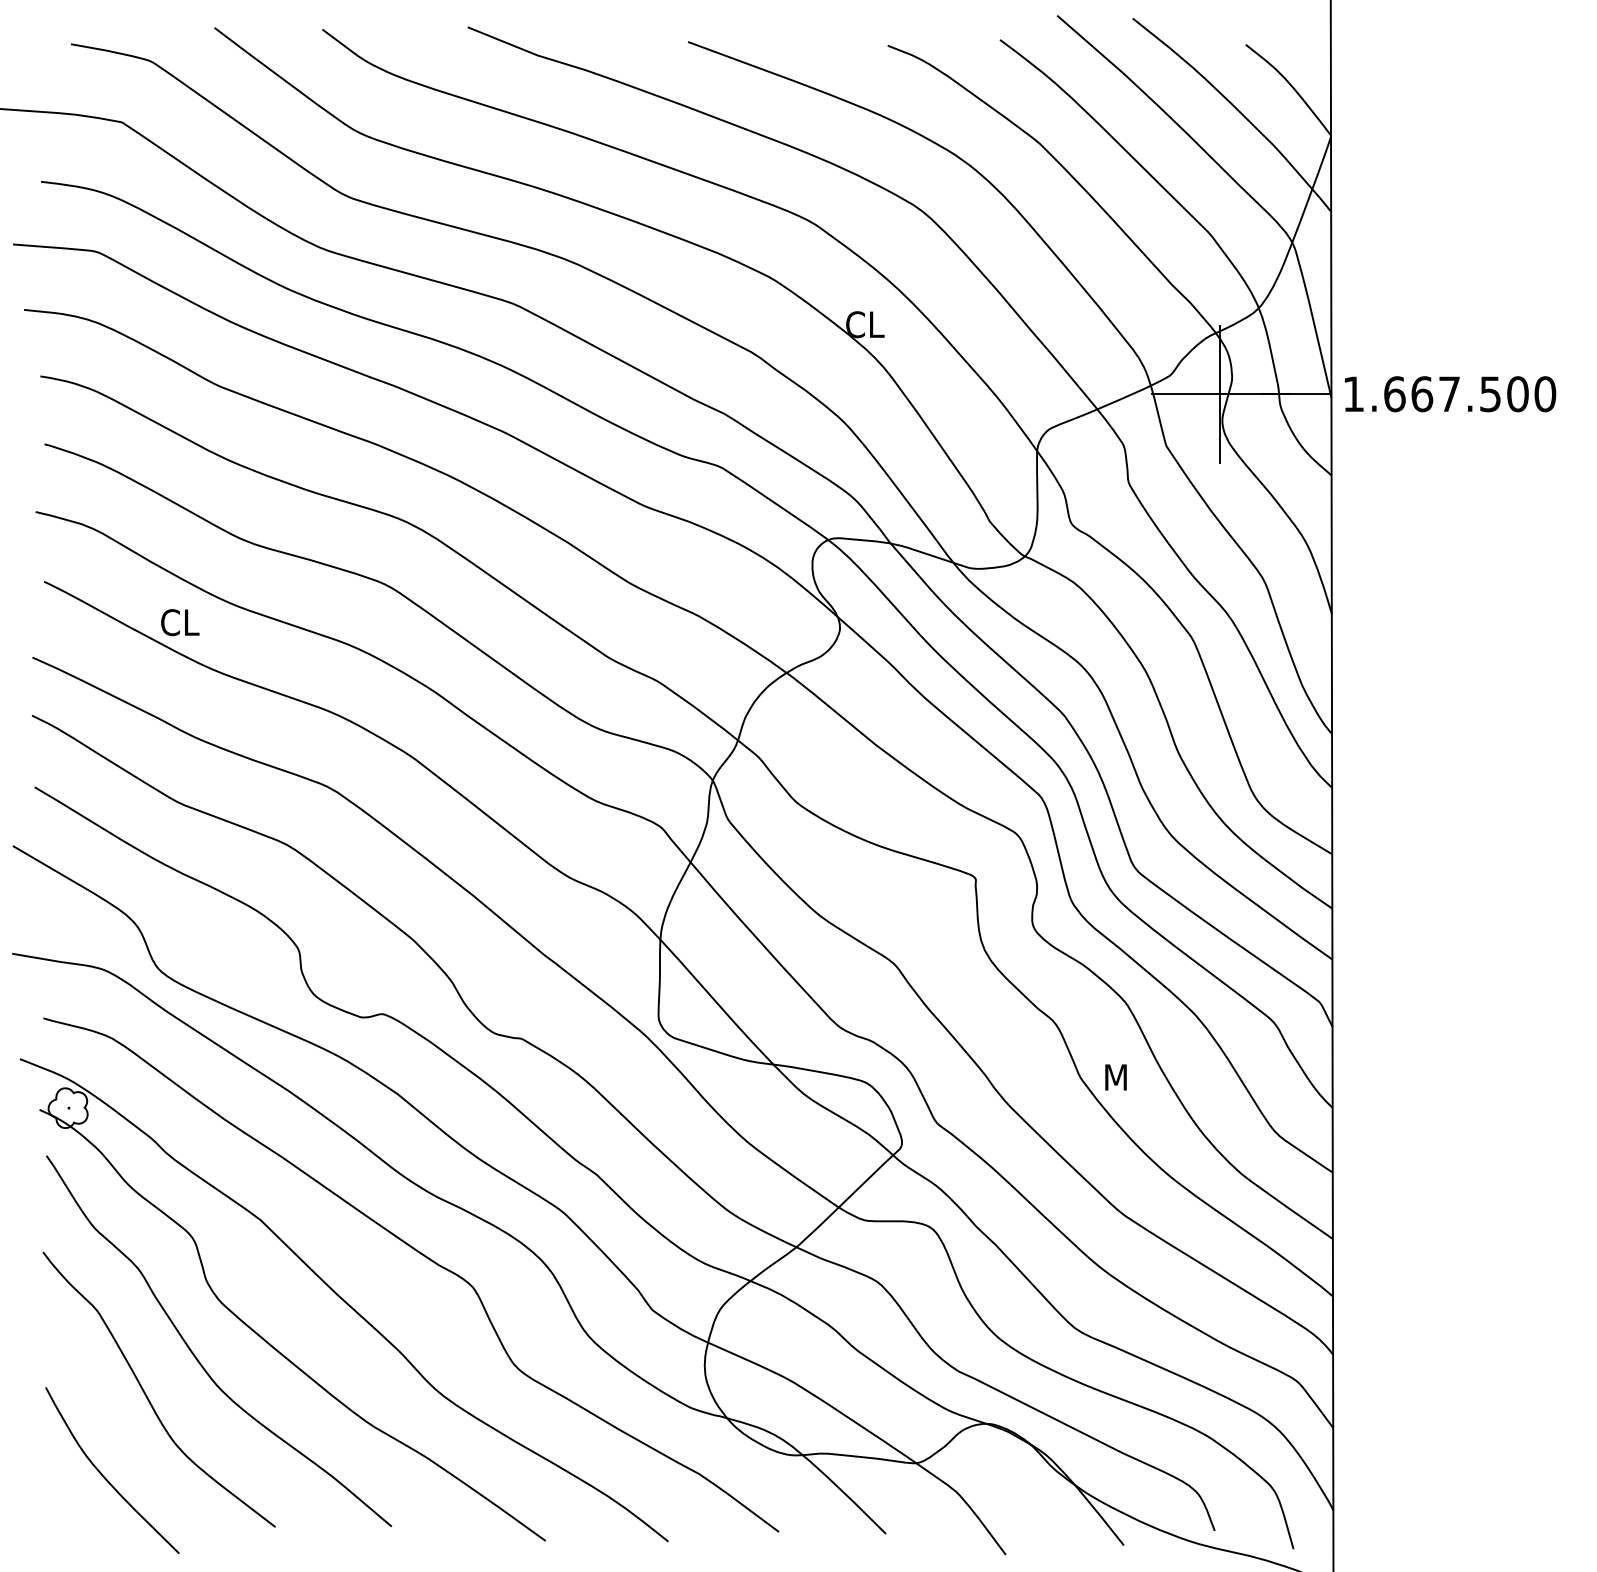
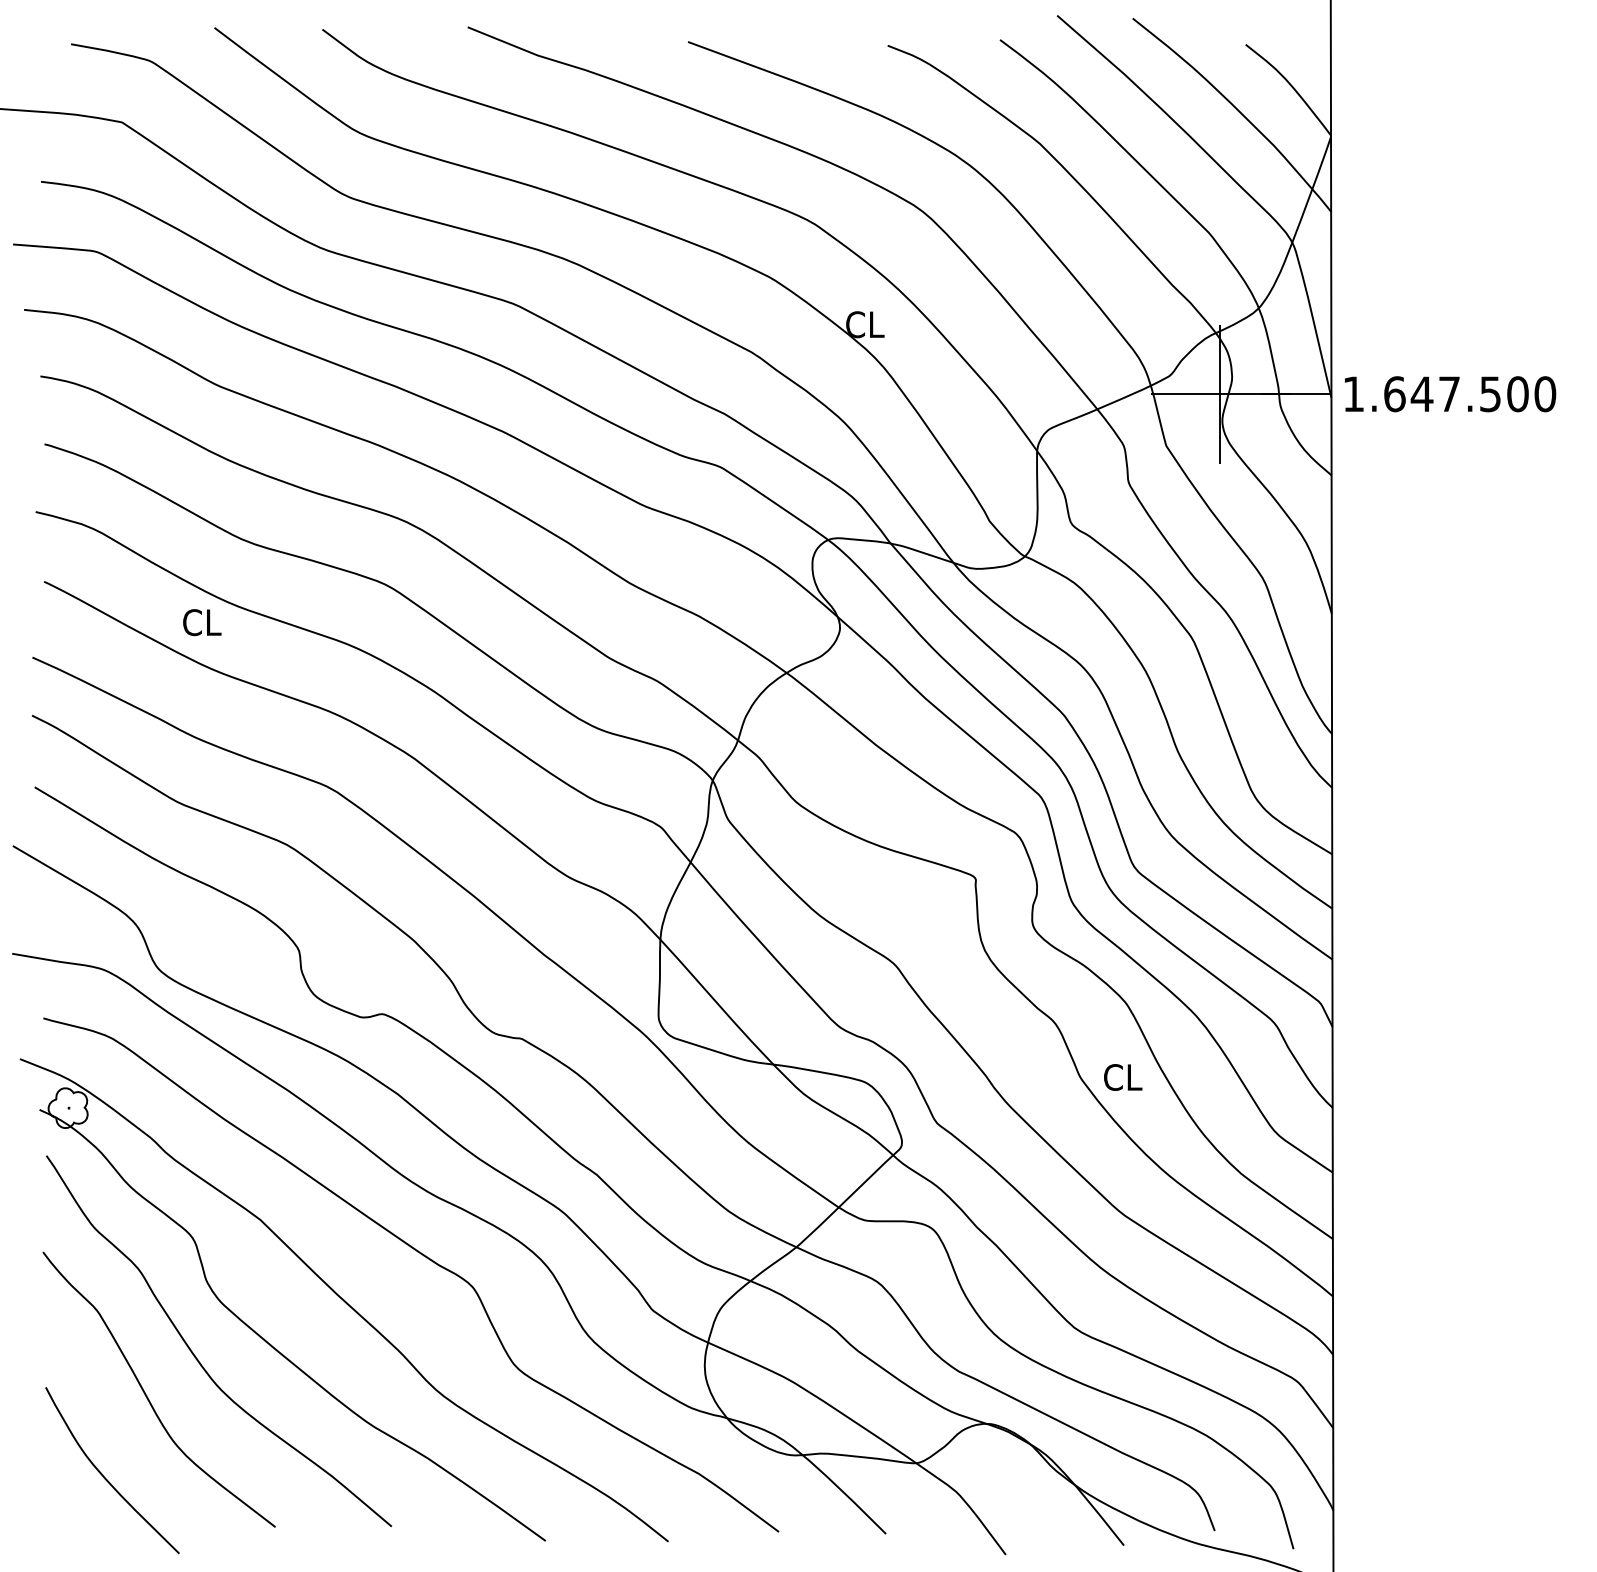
text: 1.667.500 -> 1.647.500 (1421, 394)
text position: (180, 622) -> (202, 622) (202, 622)
text: M -> CL (1123, 1077)
